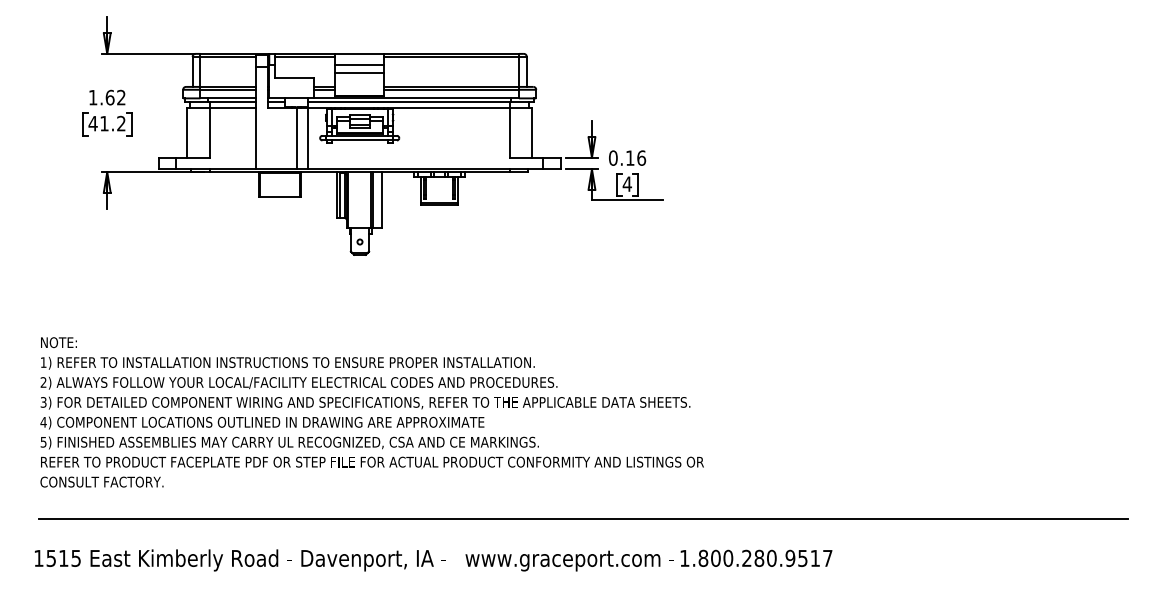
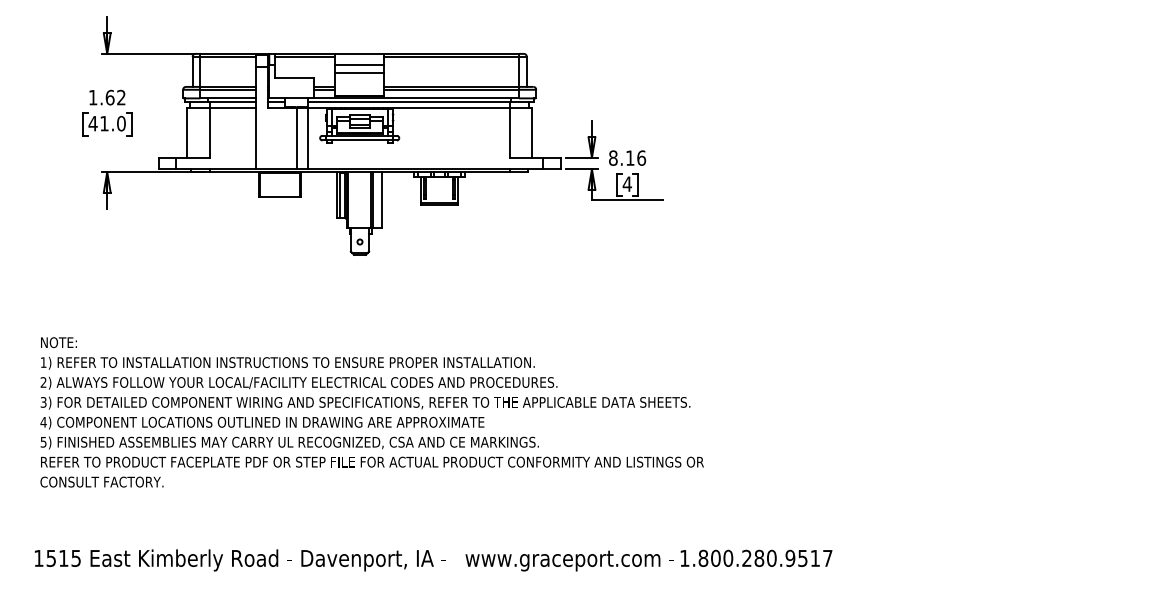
text: 41.2 -> 41.0 (121, 123)
text: 0.16 -> 8.16 (613, 157)
line: present -> none (583, 518)
